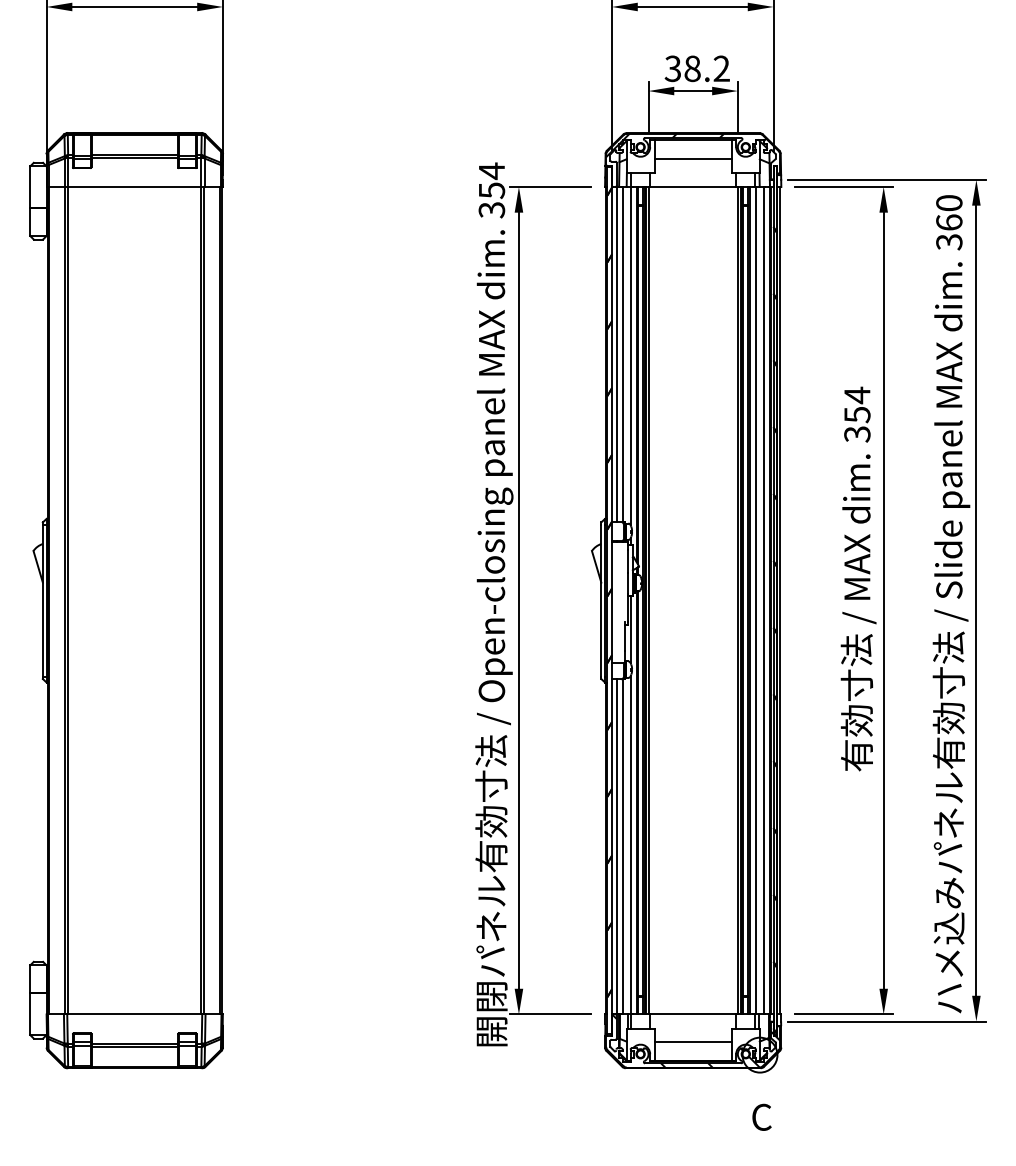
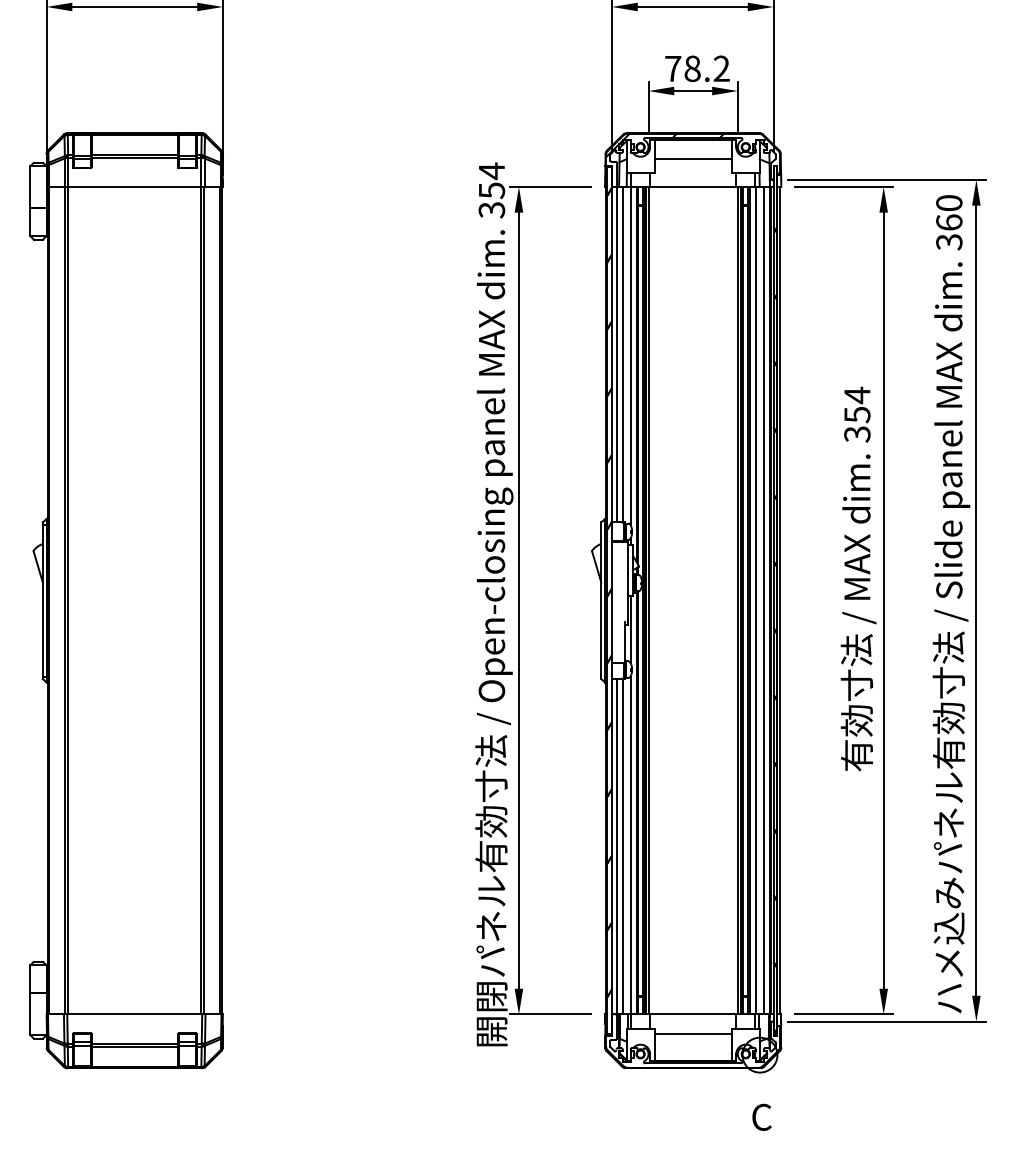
text: 38.2 -> 78.2 (672, 68)
hatch: present -> none (696, 1040)
line position: (692, 1041) -> (692, 1033) (692, 1033)
